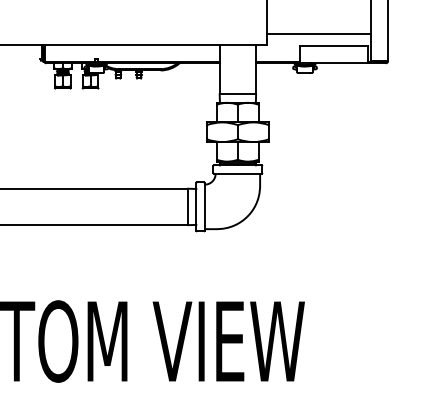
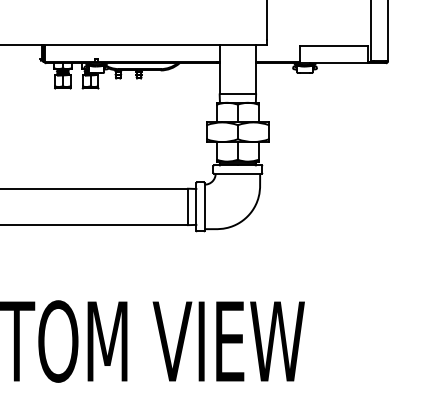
line: present -> none (318, 34)
